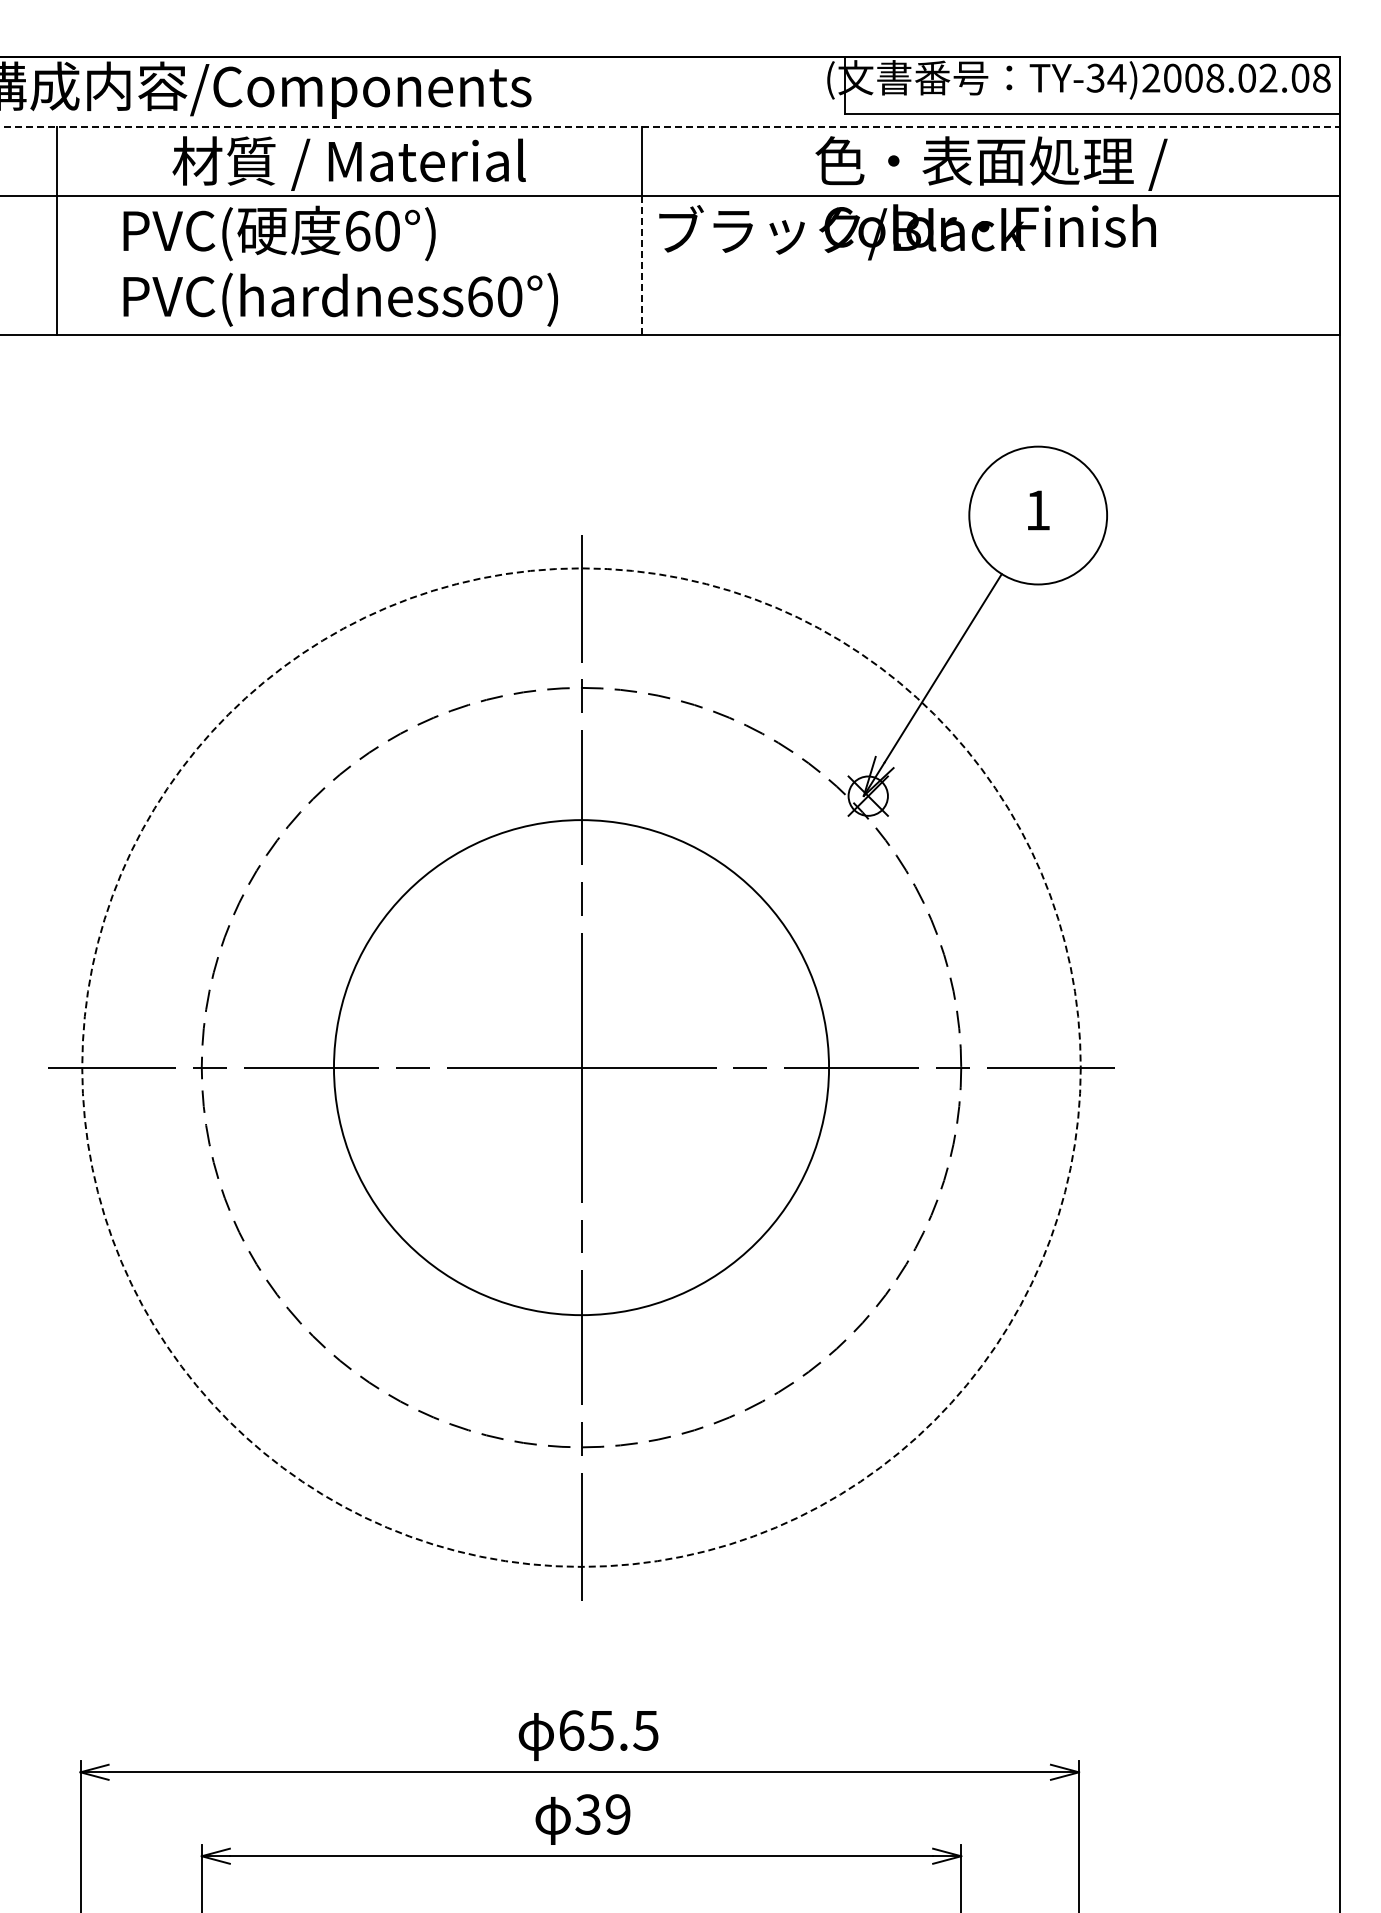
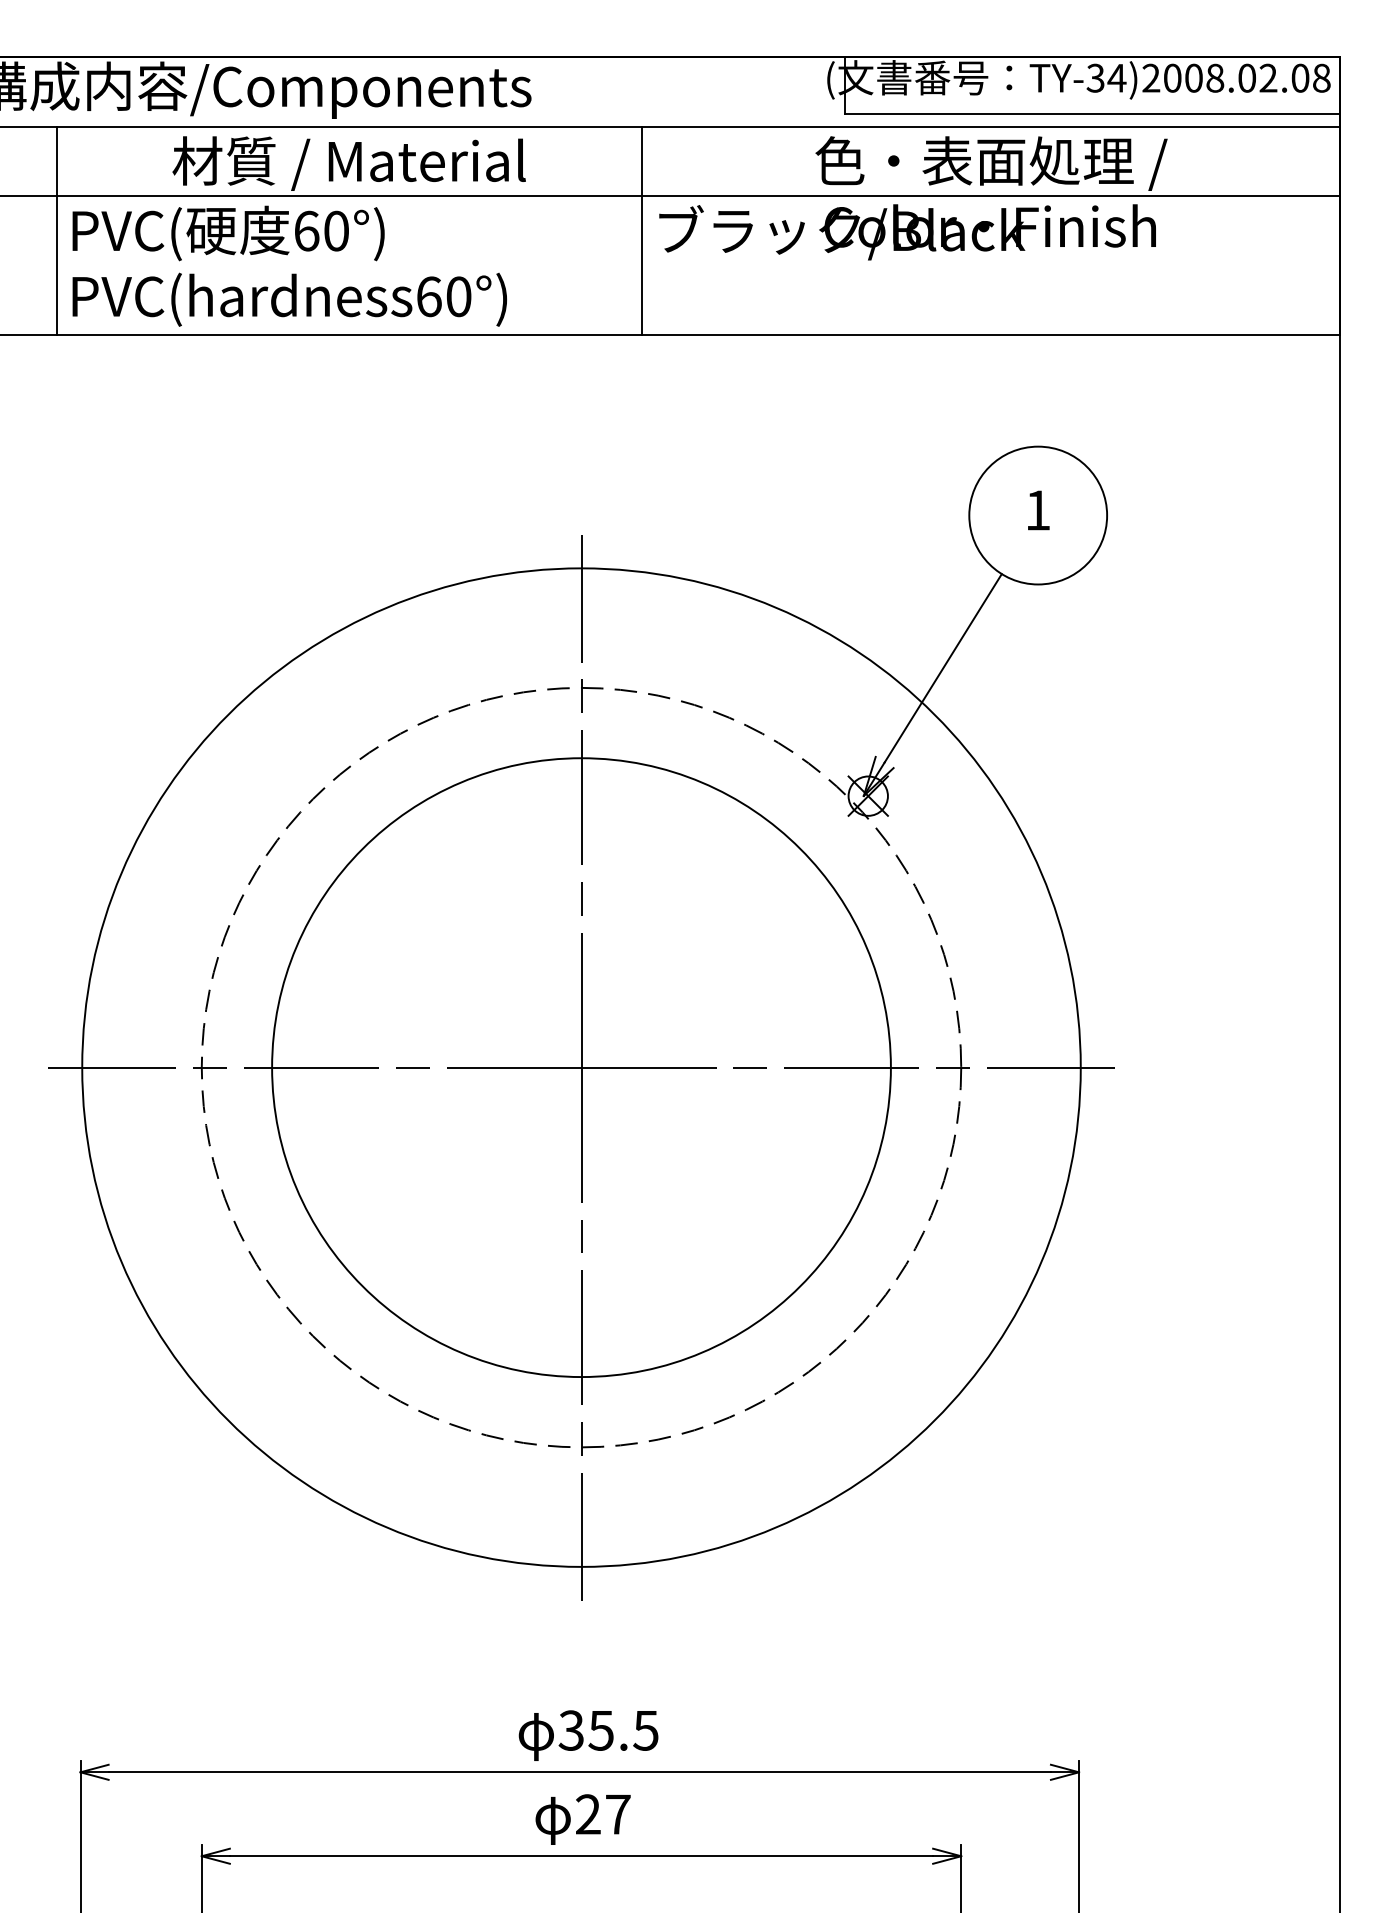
line: dashed -> solid (669, 126)
text position: (340, 265) -> (289, 265) (289, 265)
line: dashed -> solid (642, 266)
circle diameter: 495 px -> 619 px (581, 1067)
circle: dashed -> solid (581, 1067)
text: 65.5 -> 35.5 (571, 1730)
text: 39 -> 27 (602, 1814)
